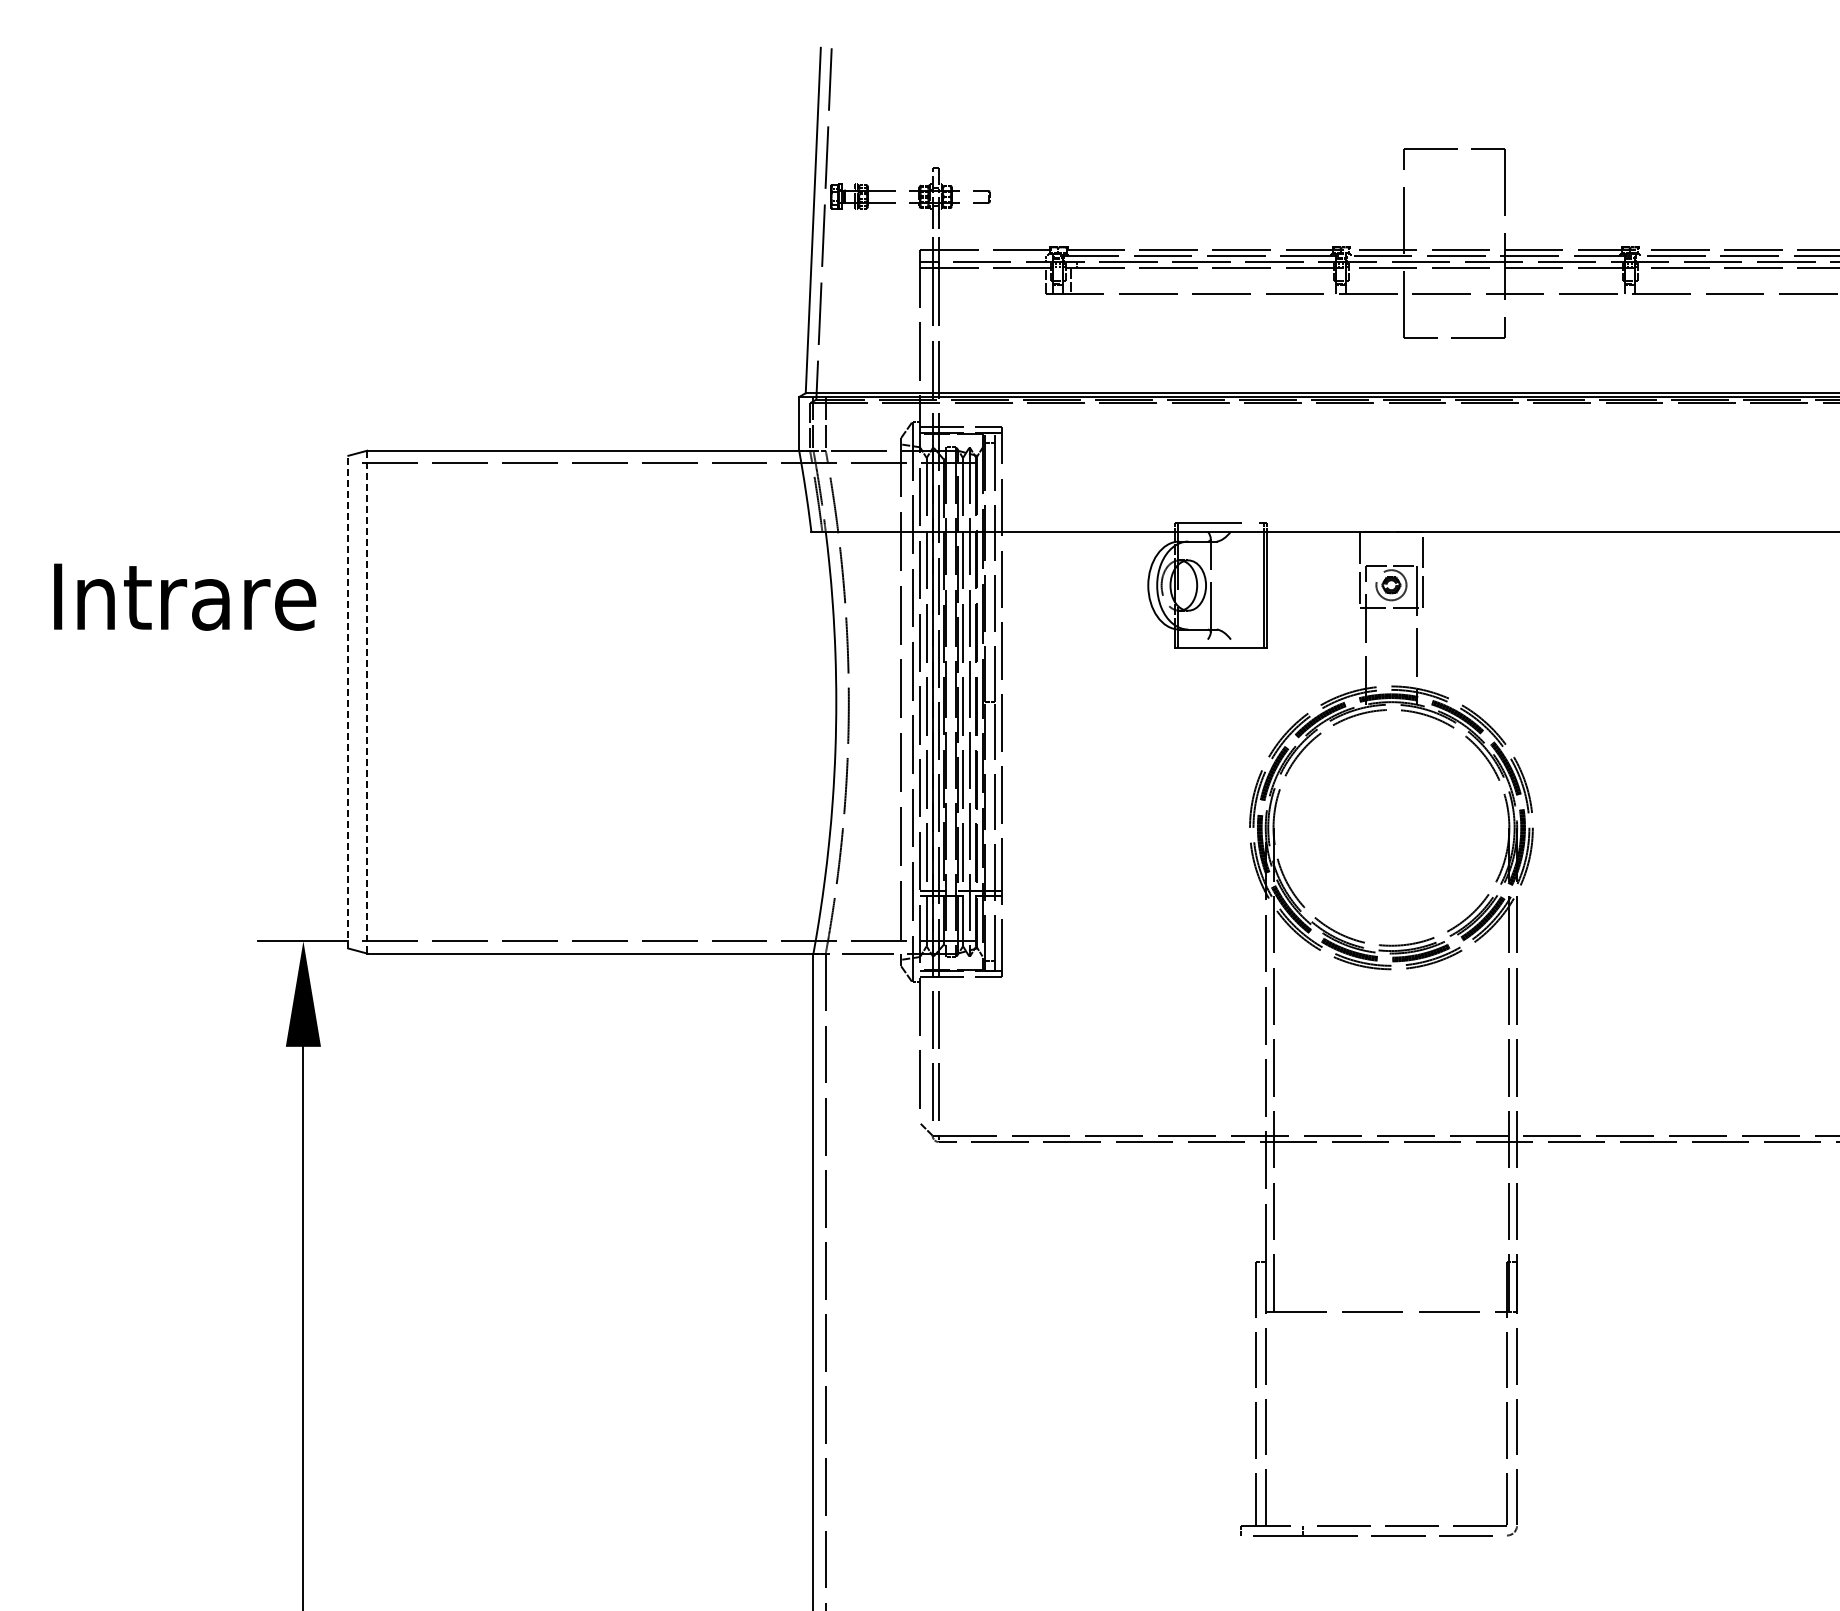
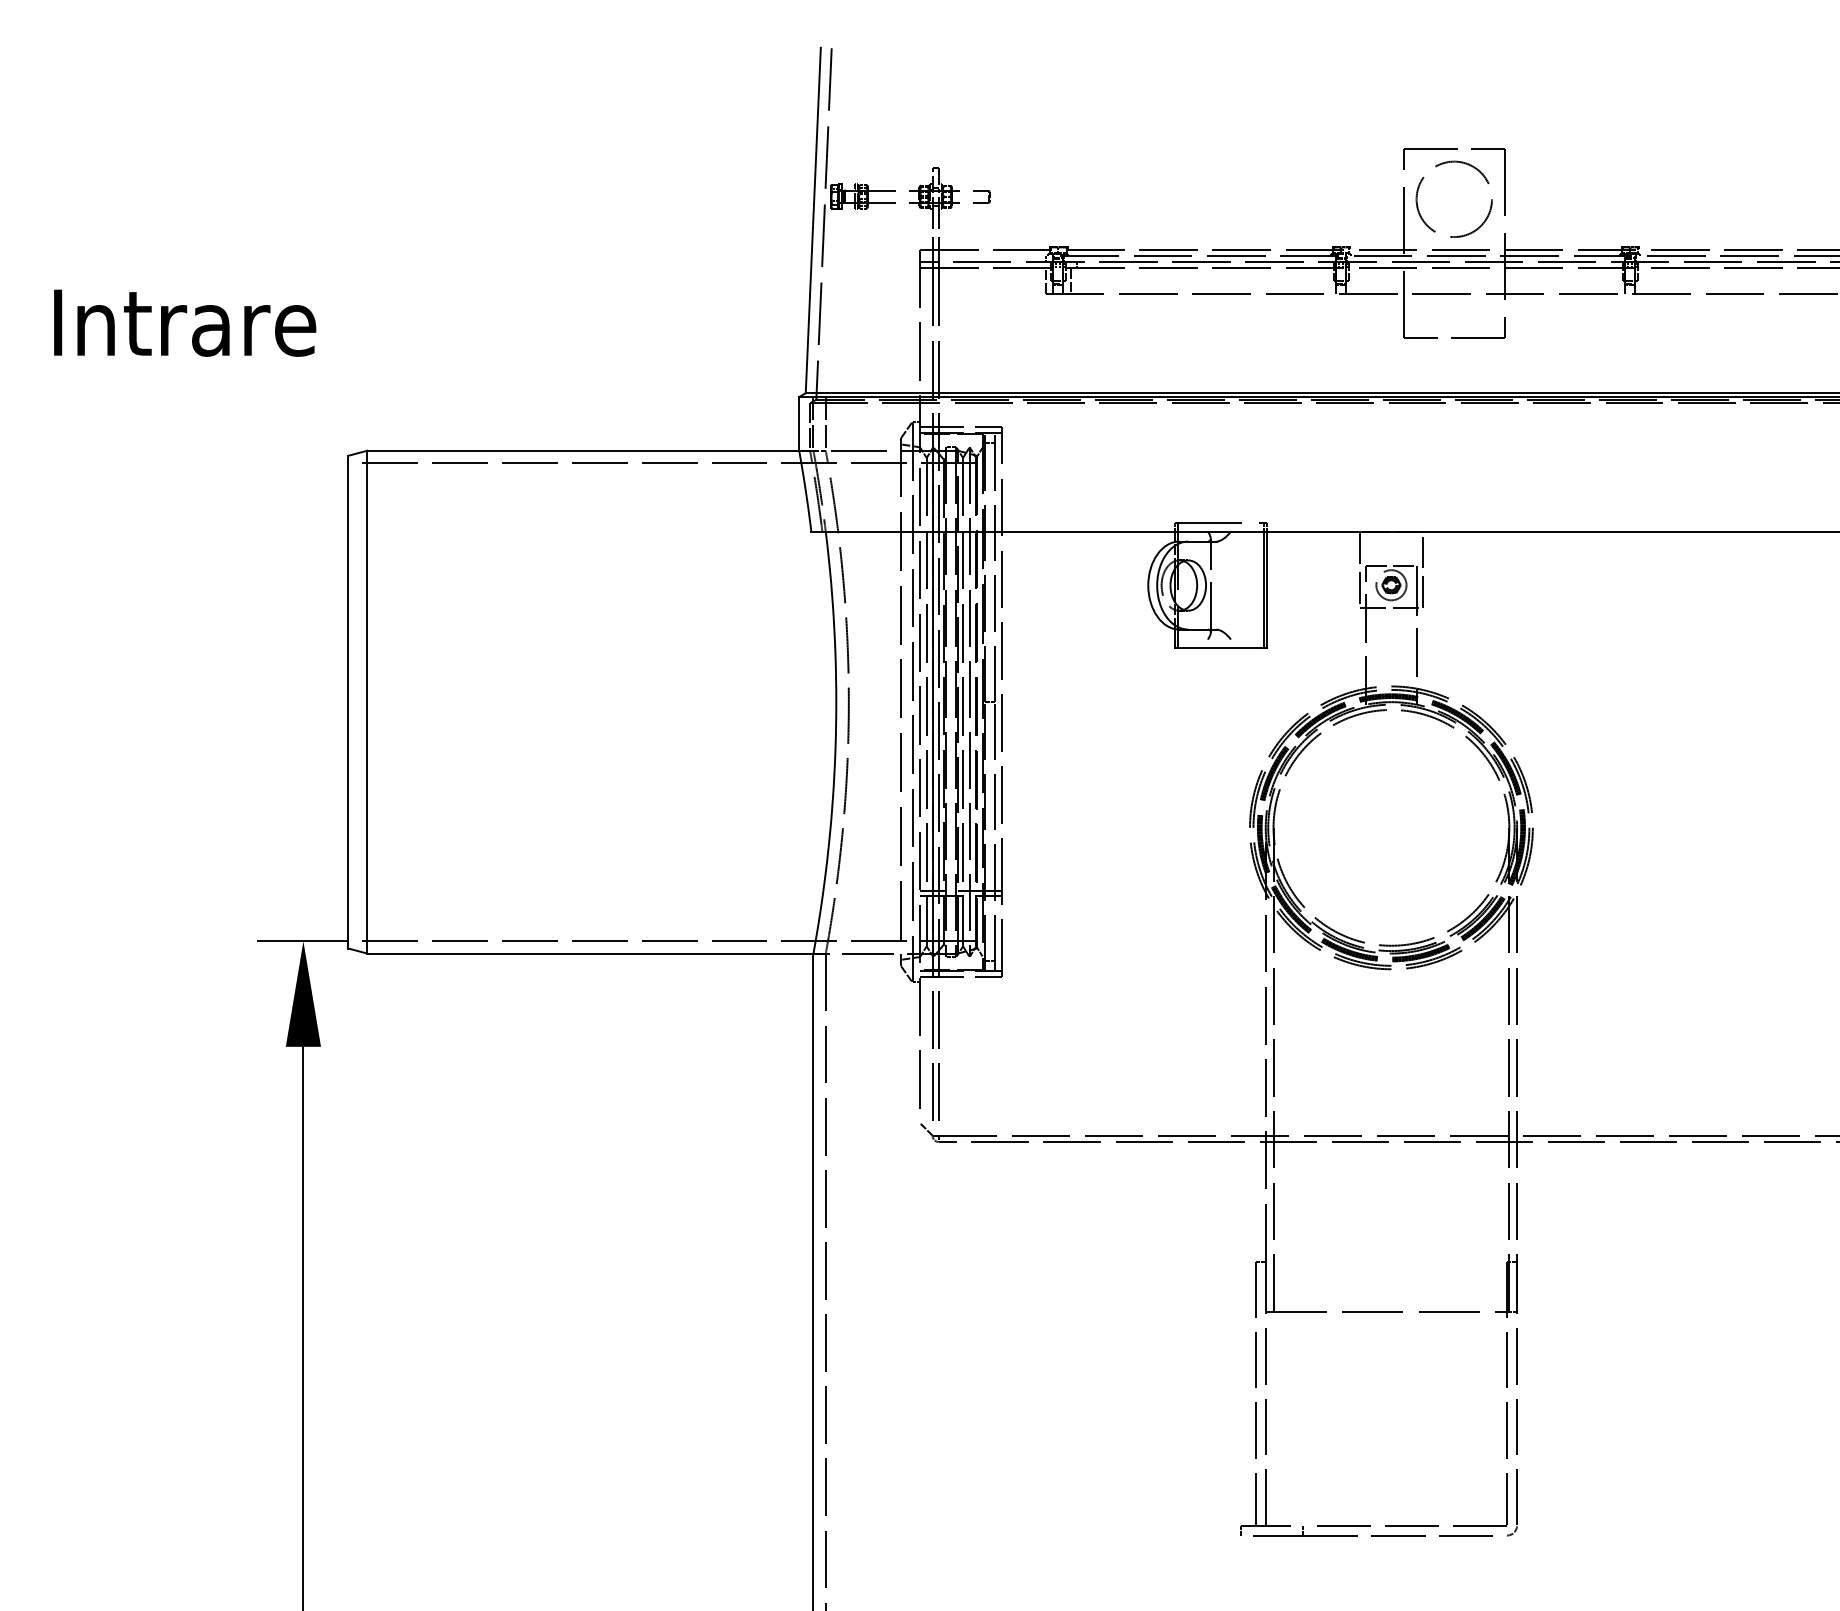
circle: none -> present (1453, 198)
text position: (185, 596) -> (185, 322) (185, 322)
line: dashed -> solid (348, 701)
line: dashed -> solid (367, 702)
